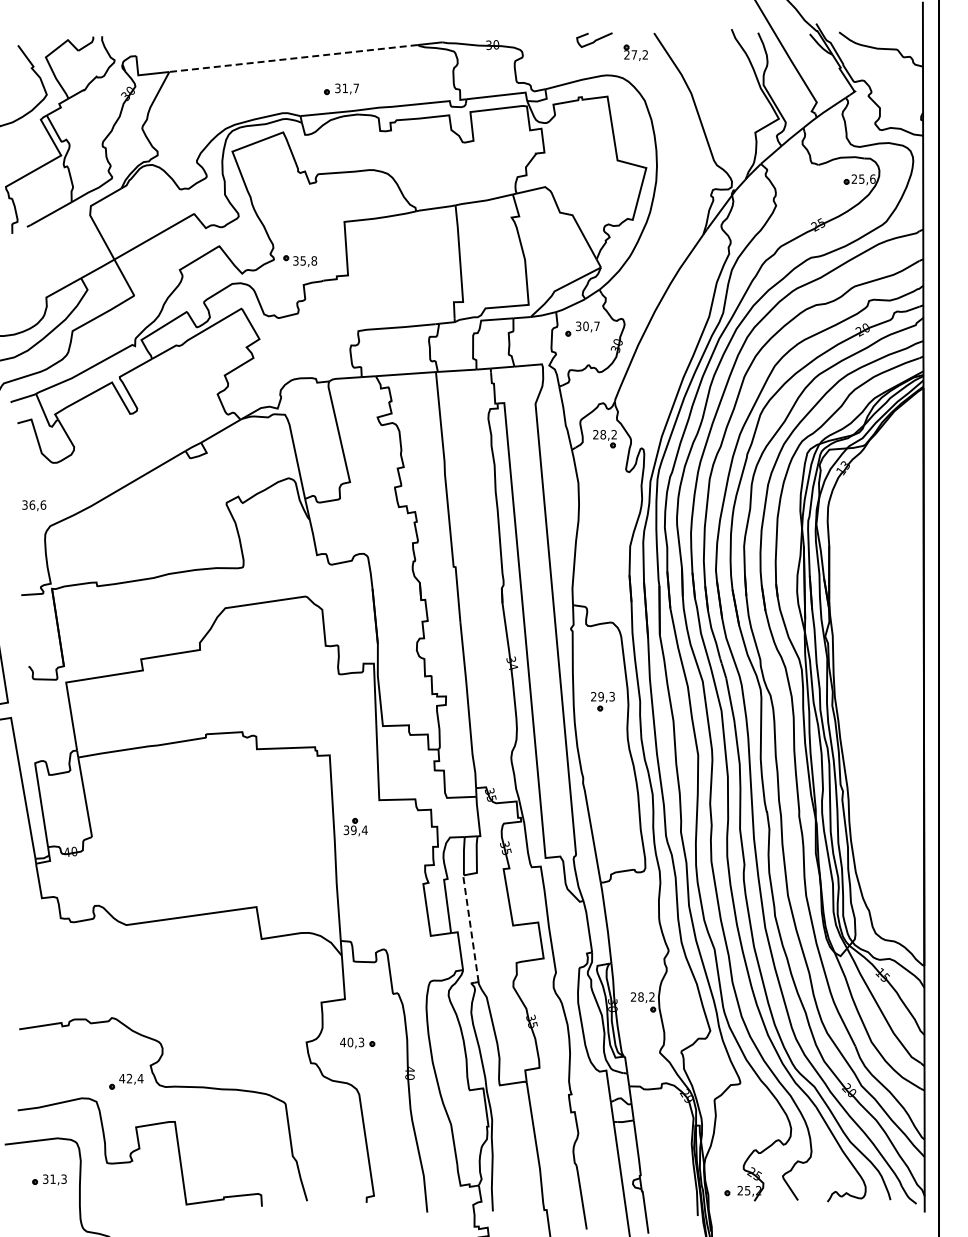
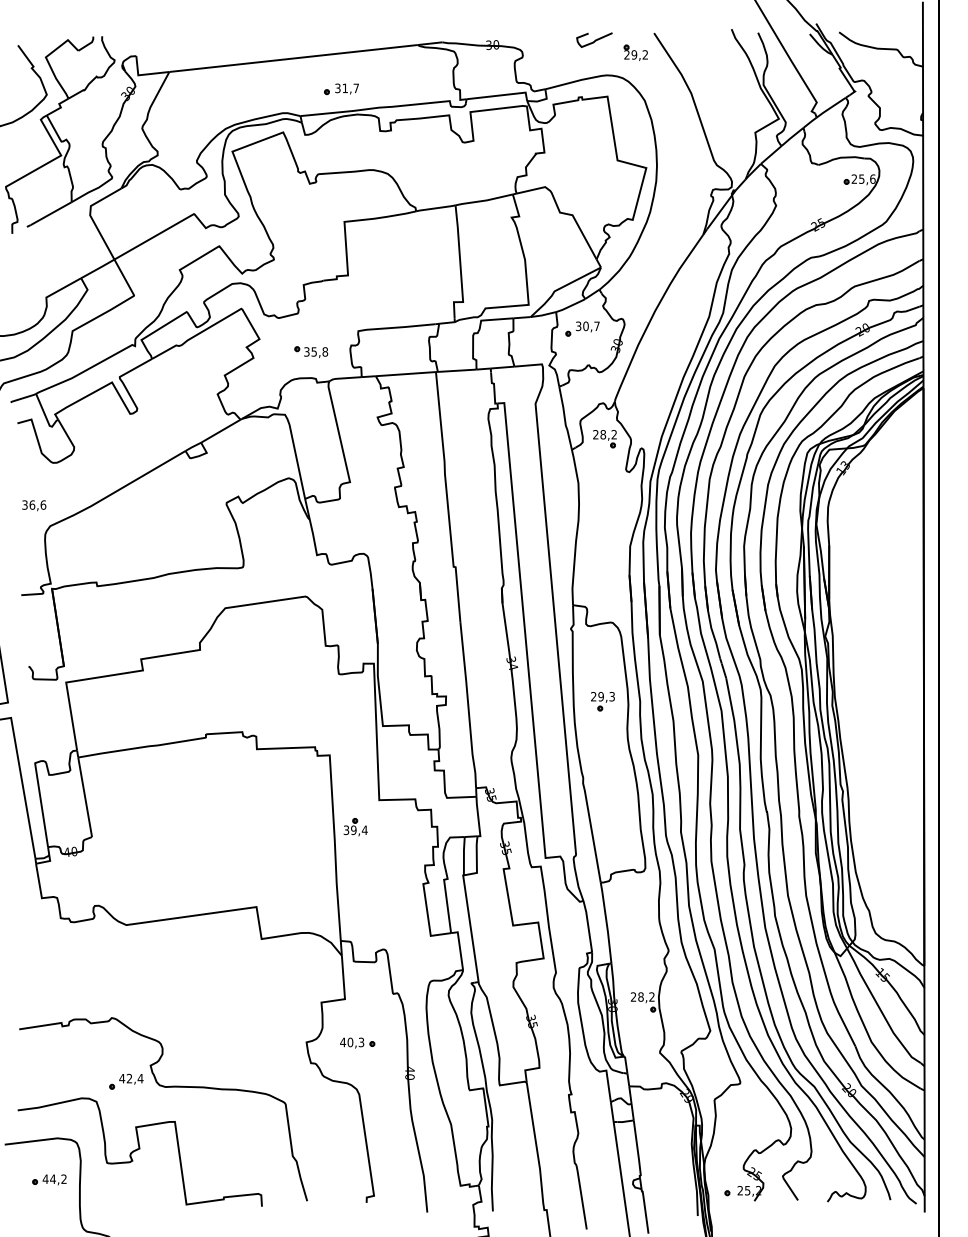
text: 27,2 -> 29,2 (634, 54)
line: dashed -> solid (293, 58)
part position: (300, 260) -> (311, 351) (311, 351)
line: dashed -> solid (470, 927)
text: 31,3 -> 44,2 (54, 1178)
